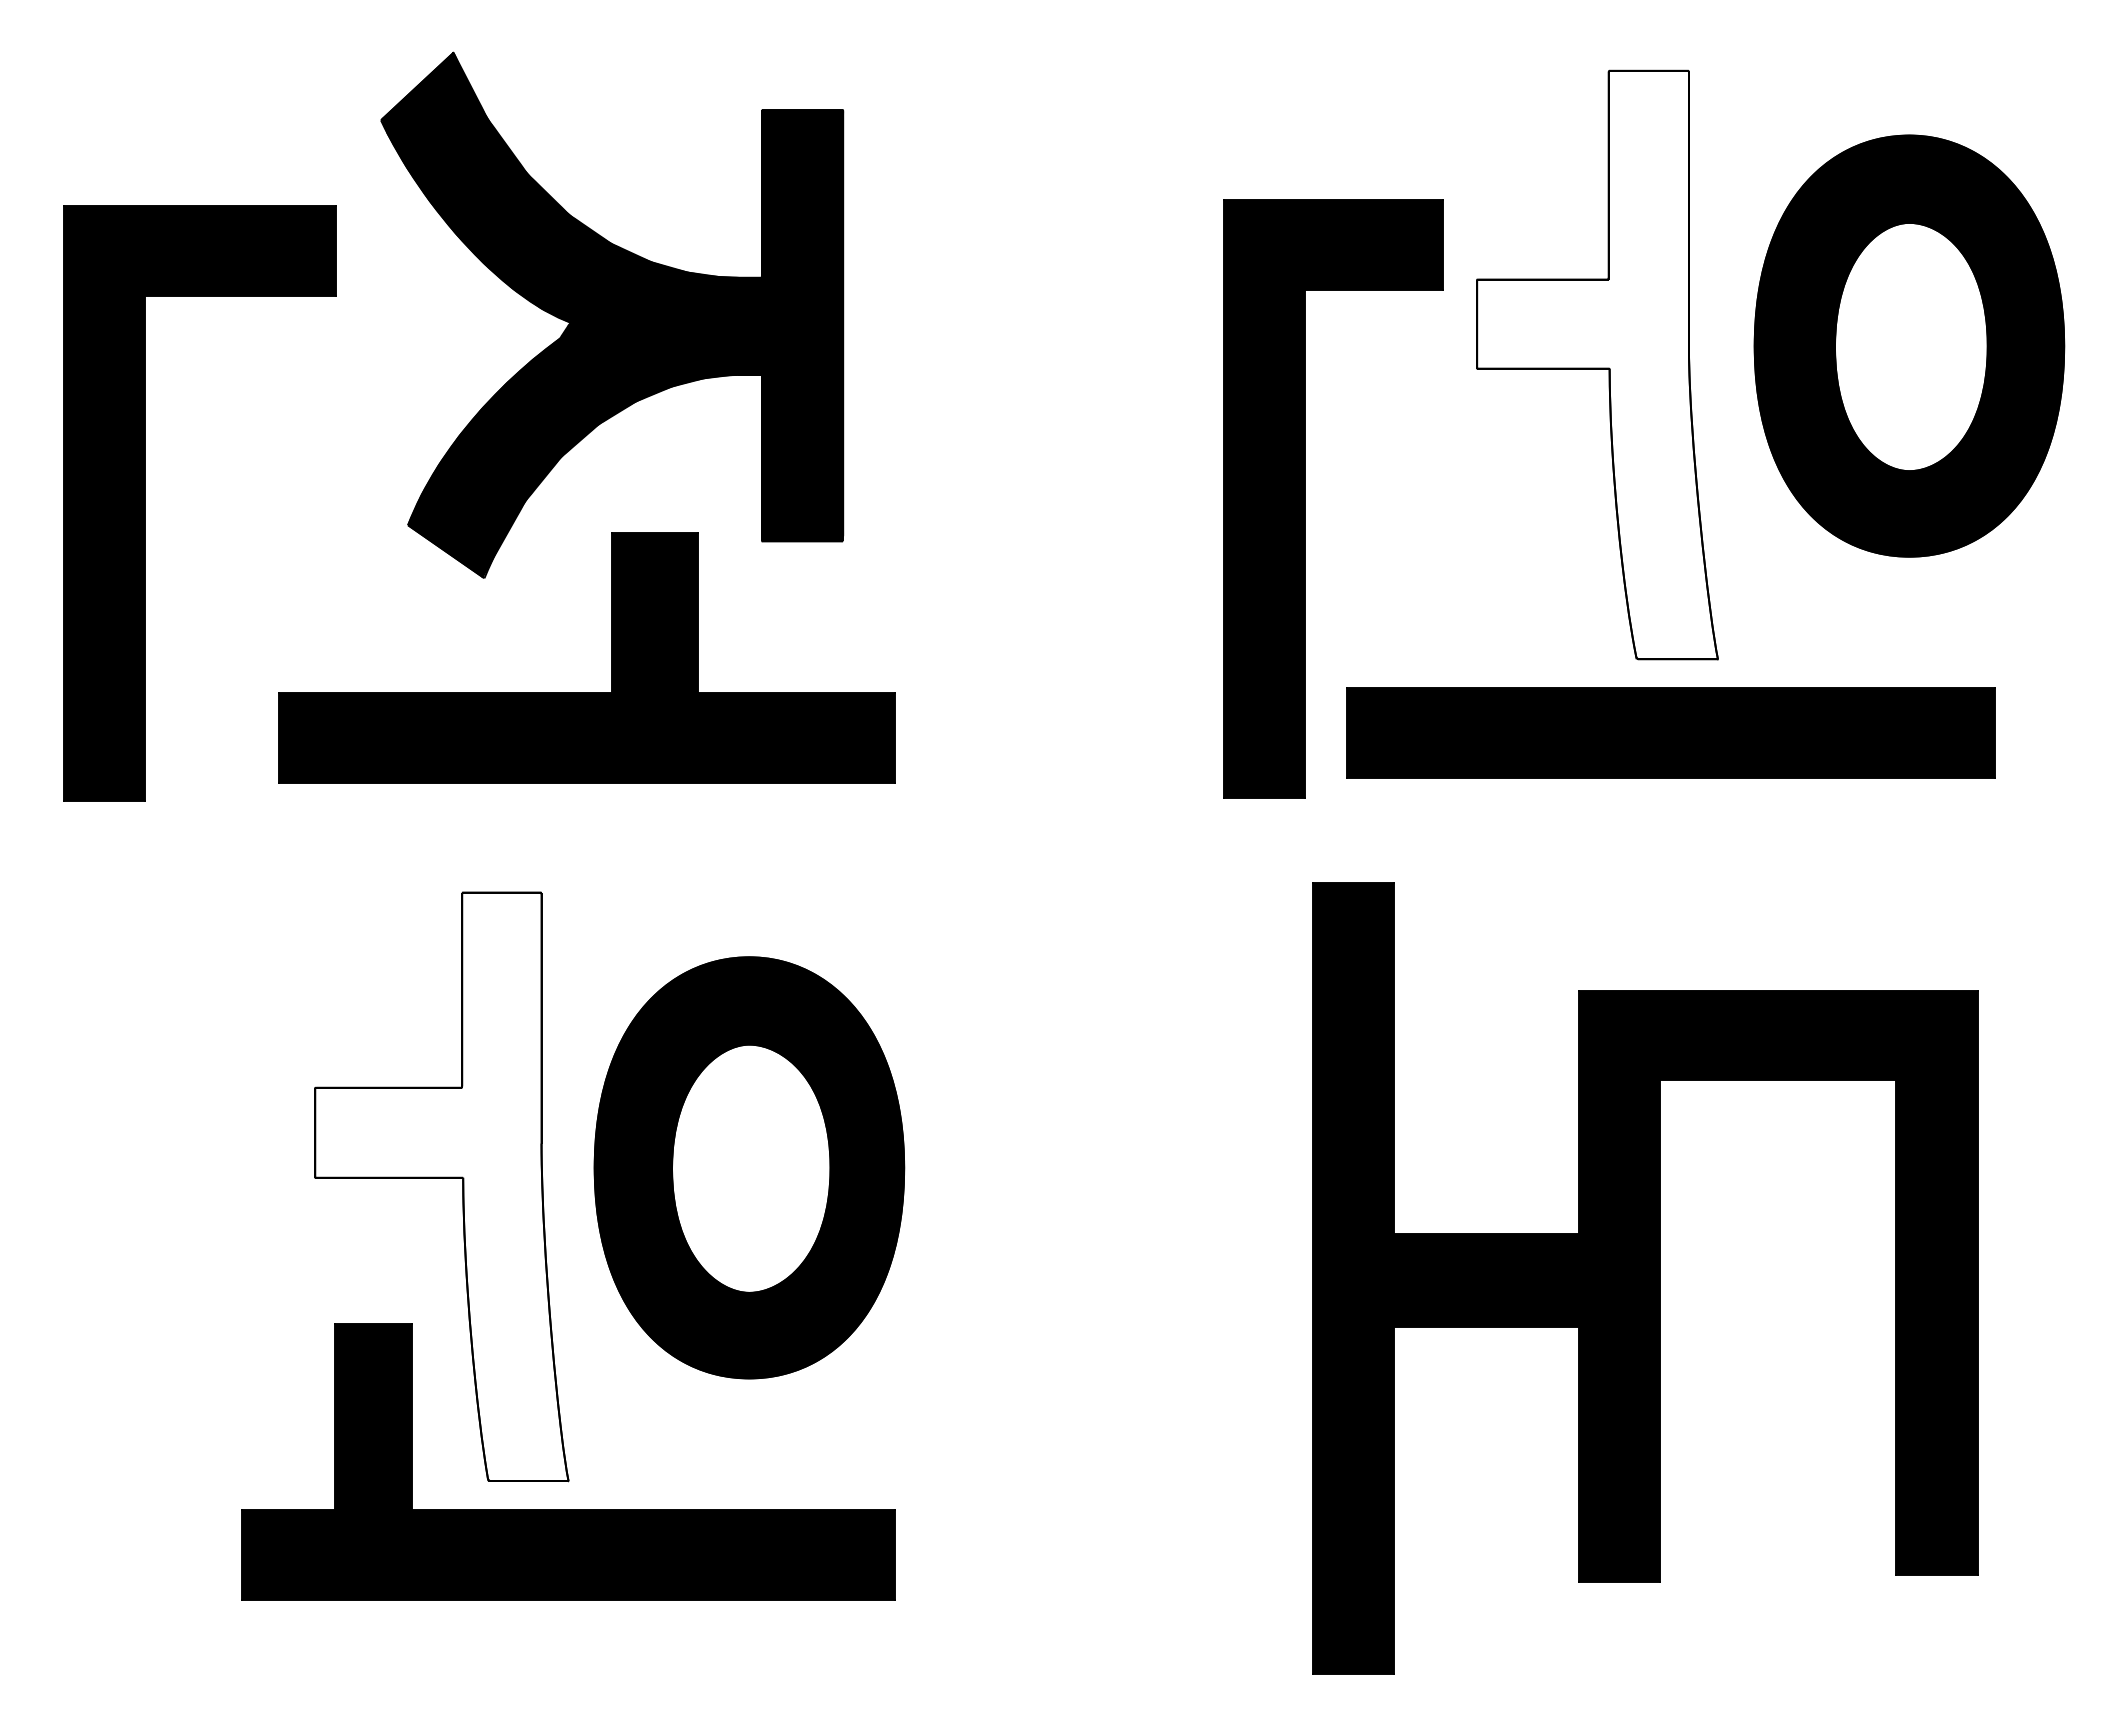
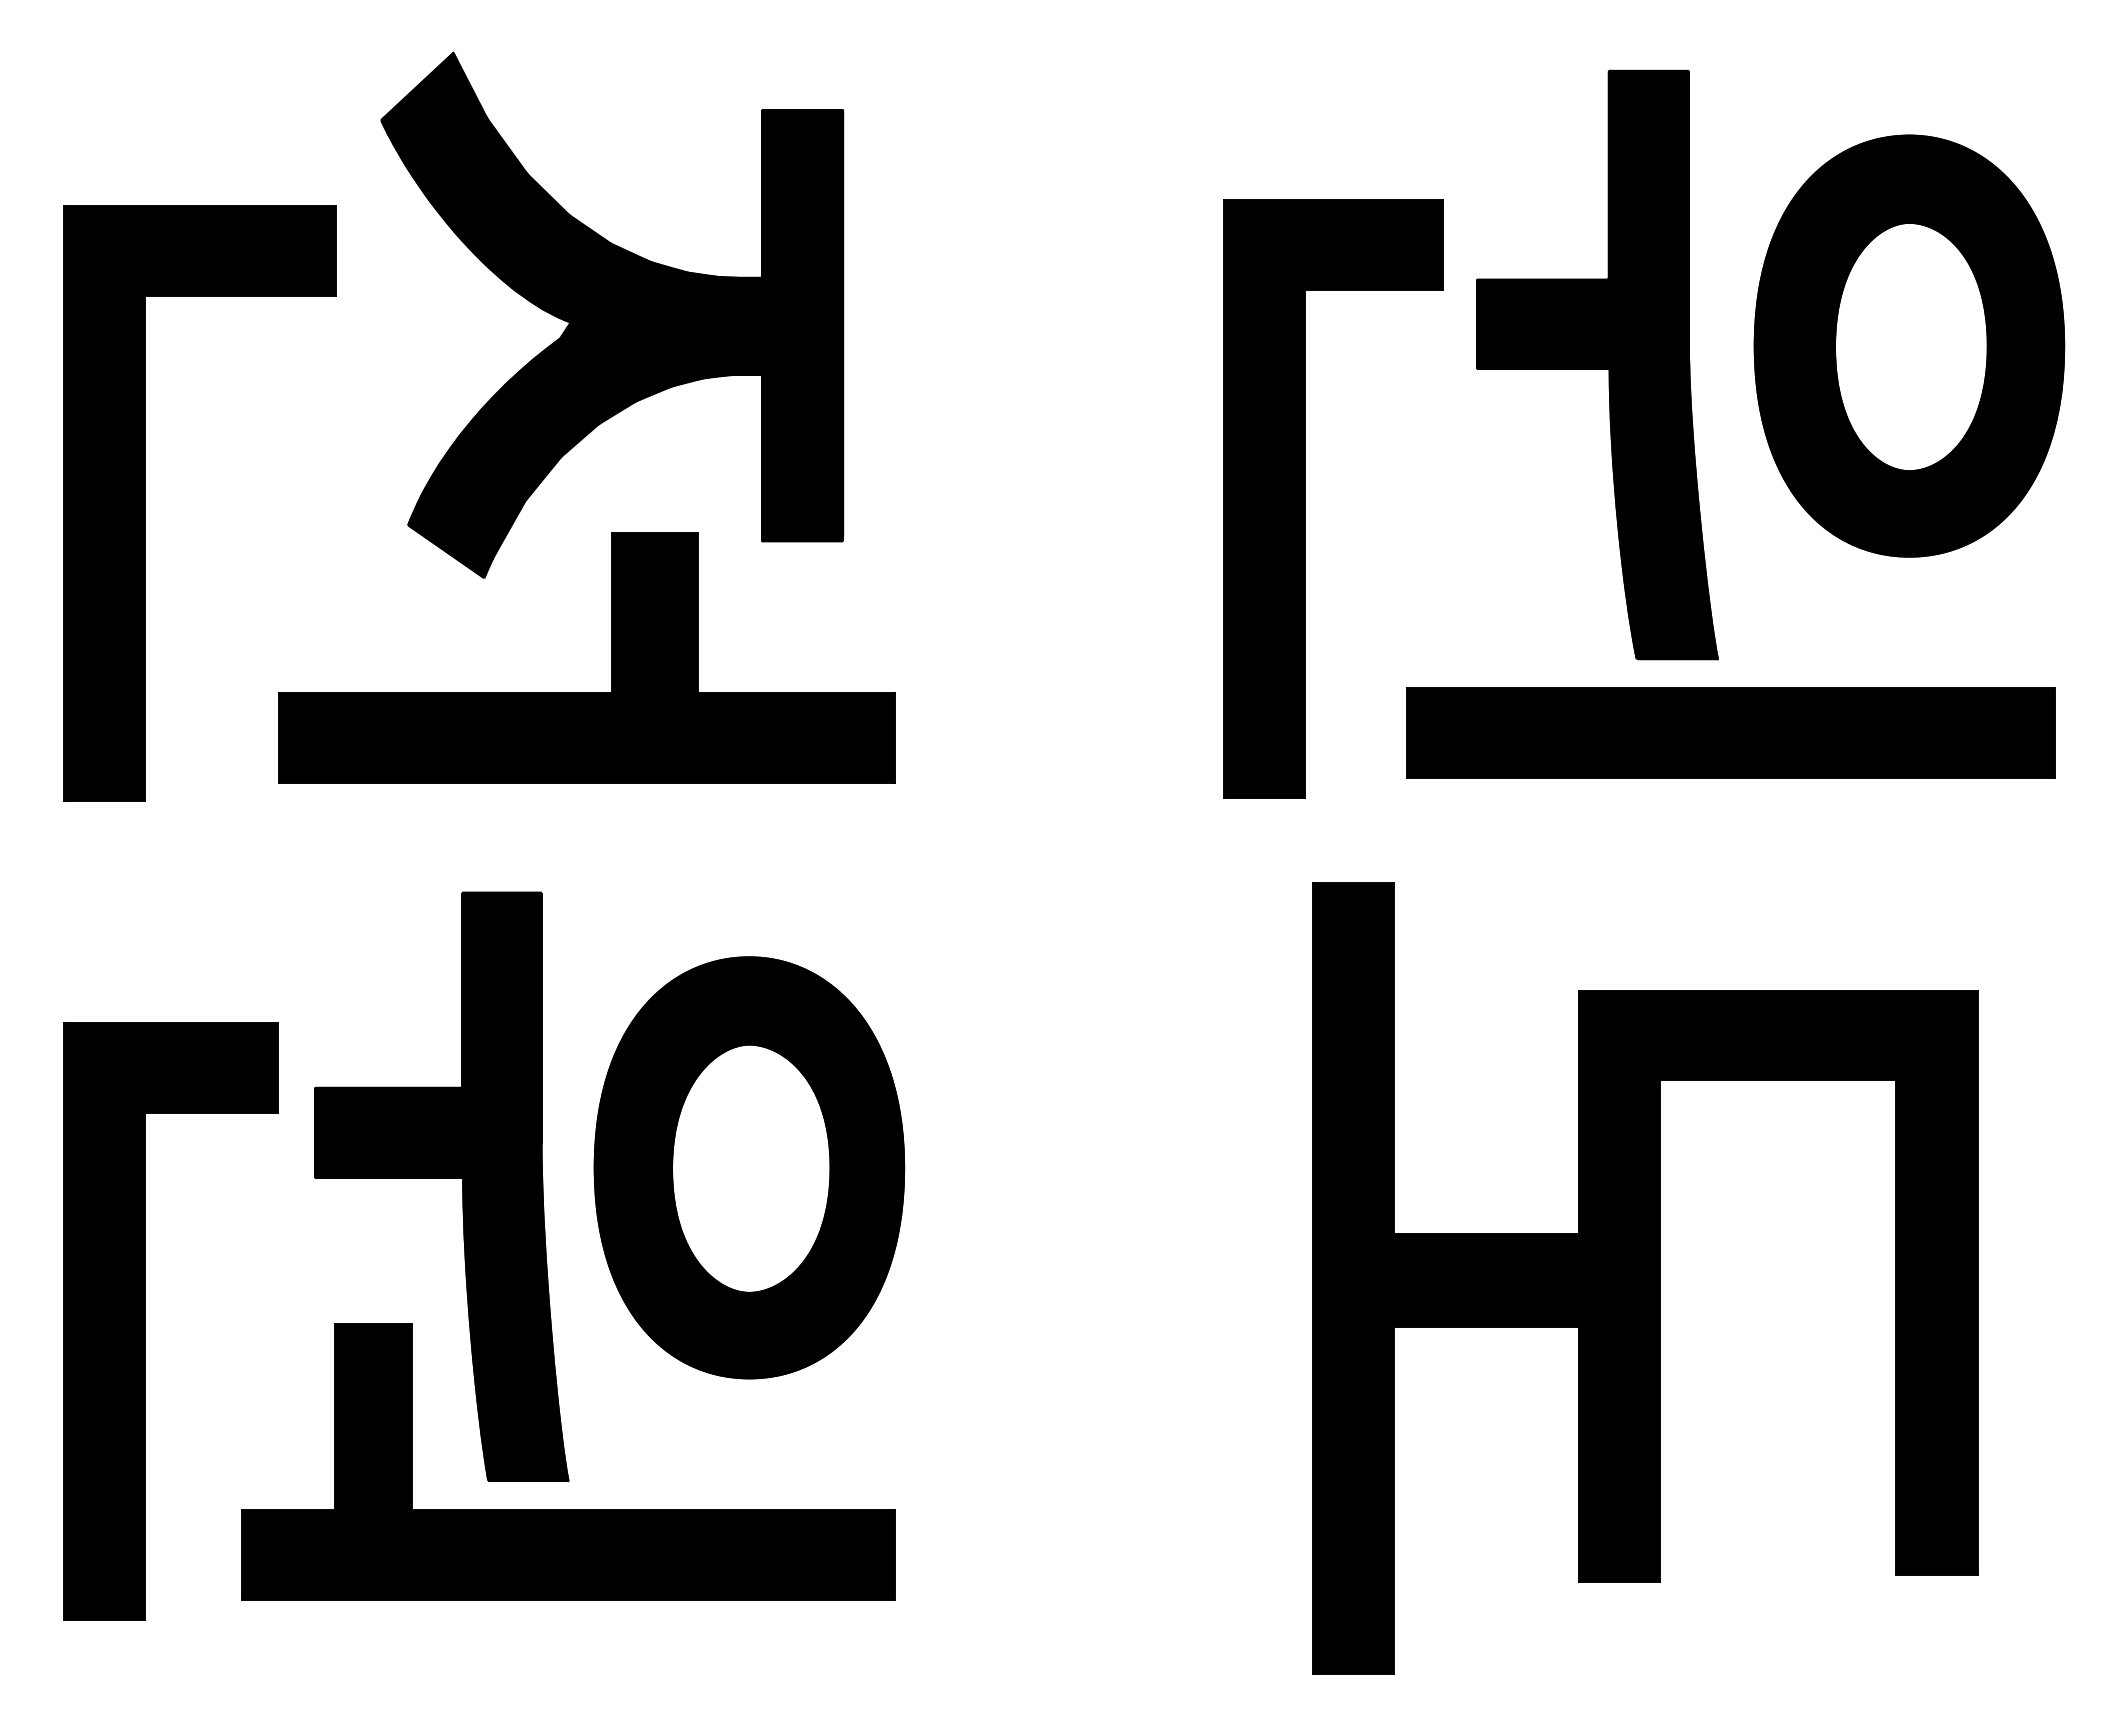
fill: none -> present (1597, 364)
part position: (1670, 732) -> (1730, 732) (1730, 732)
fill: none -> present (441, 1186)
part: none -> present (145, 1321)
